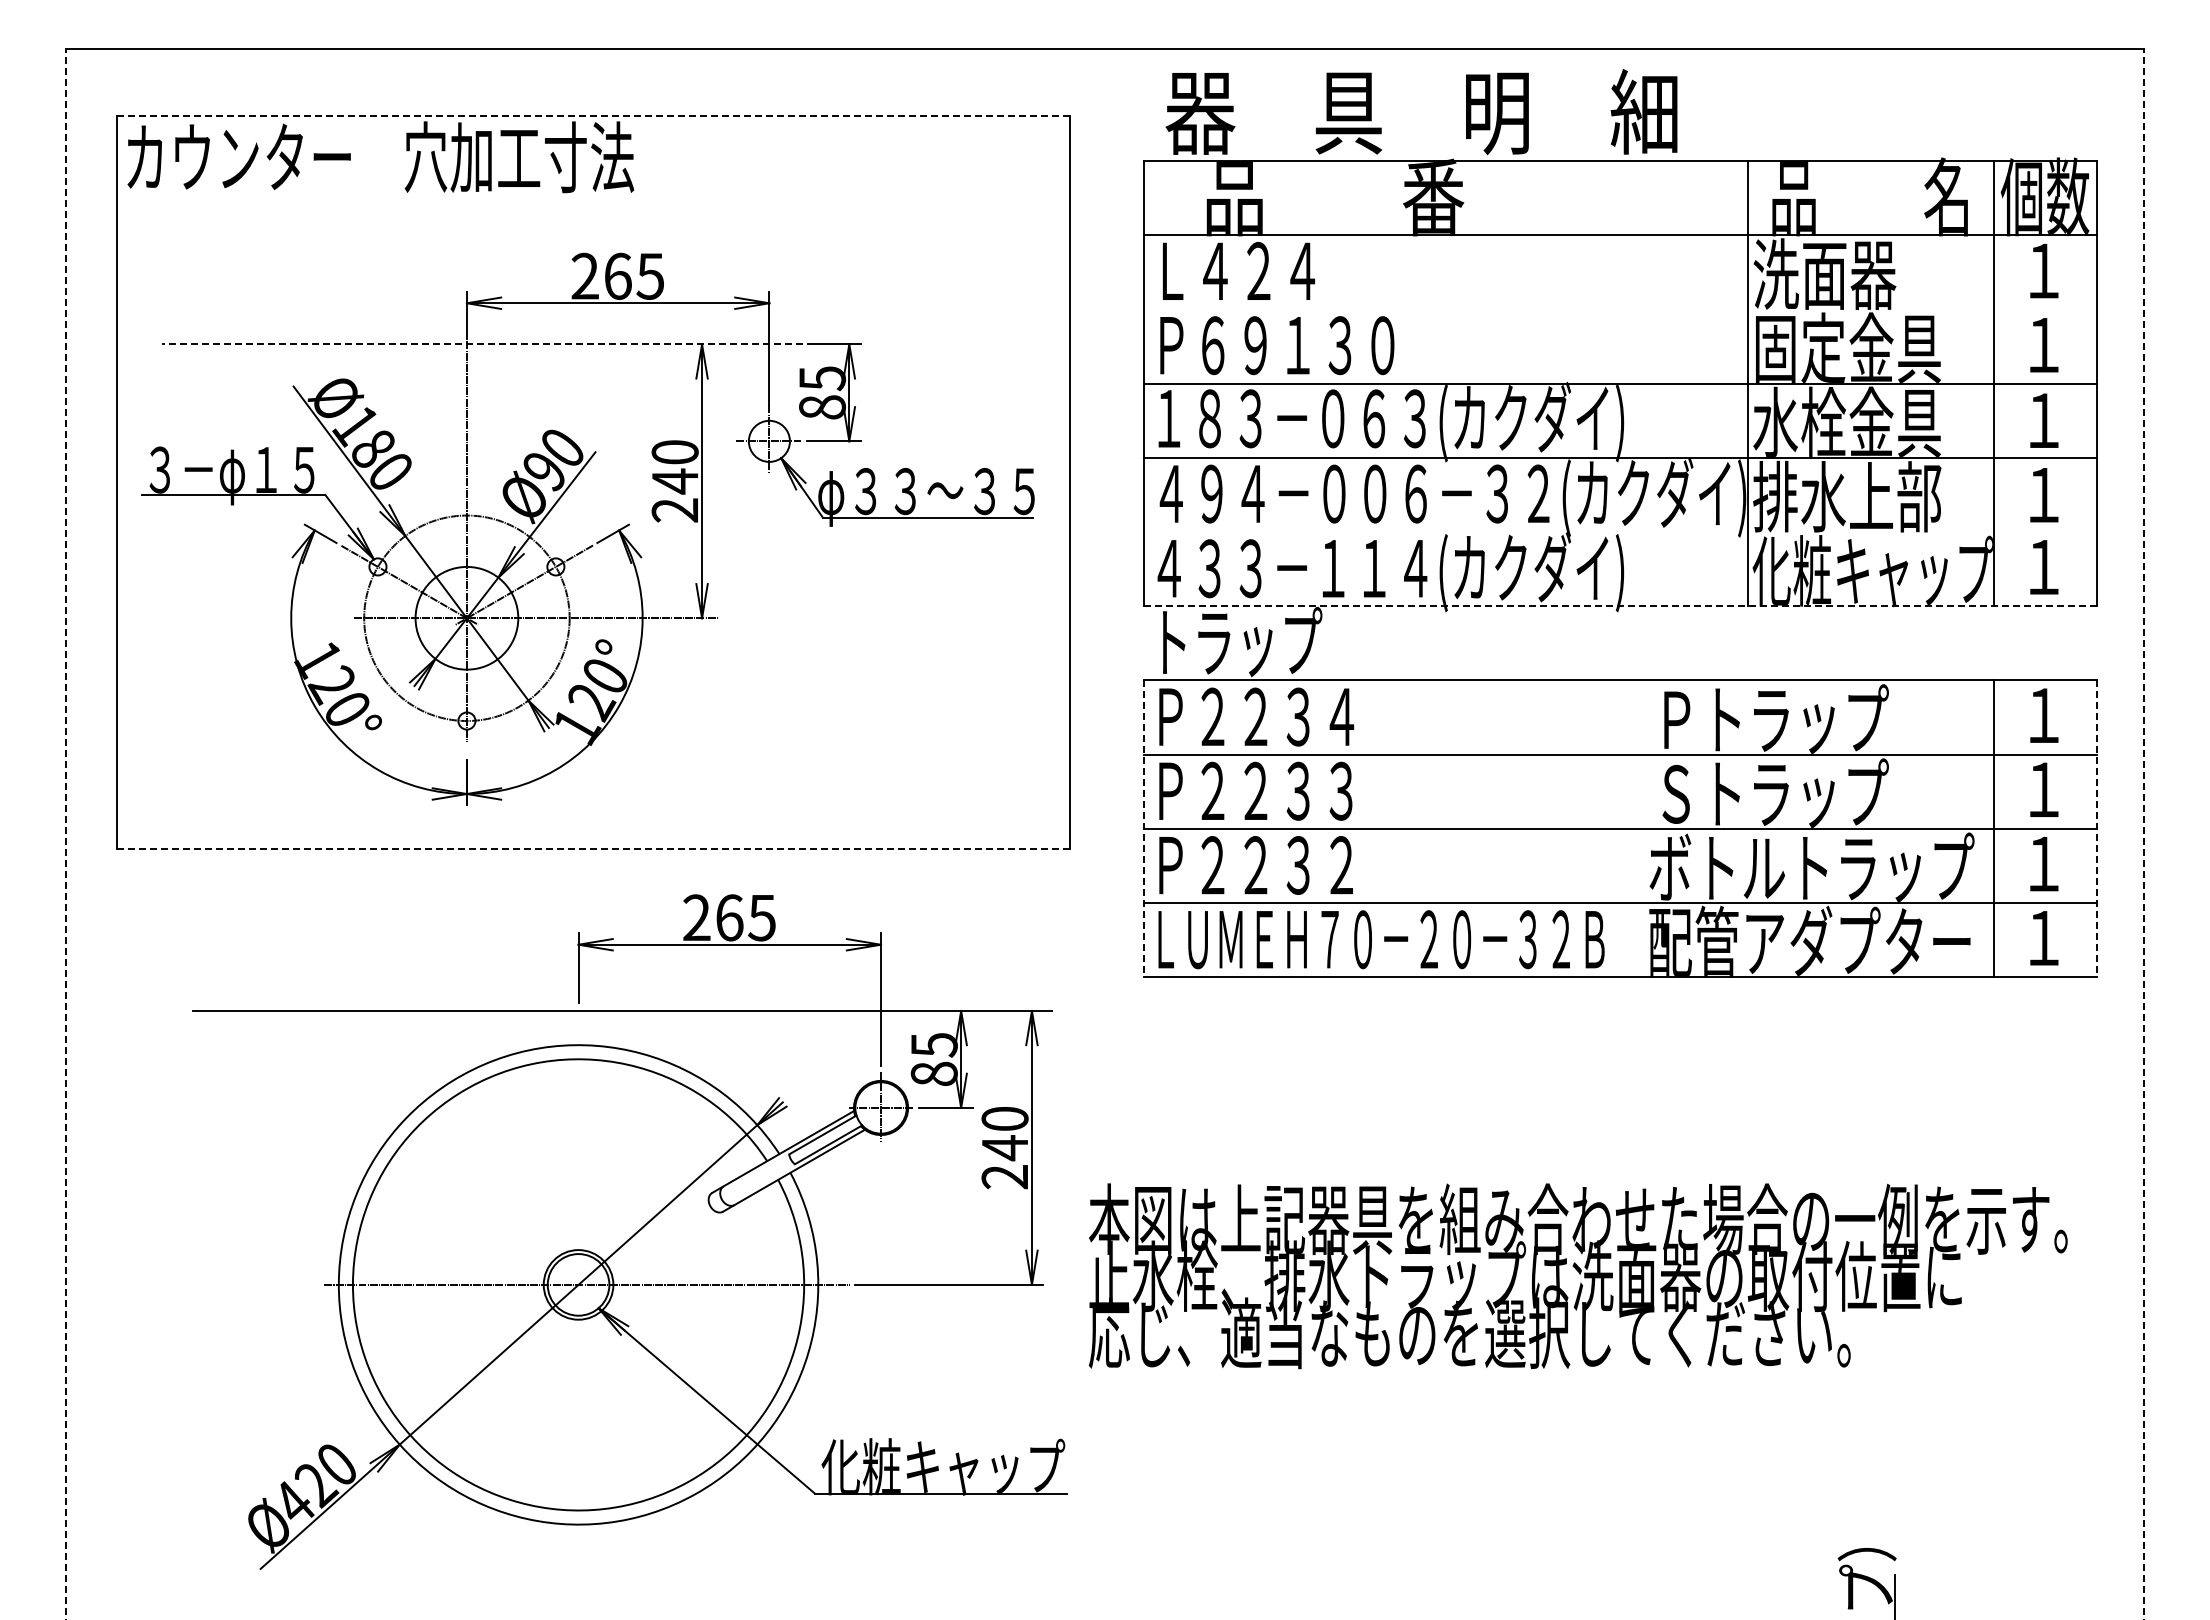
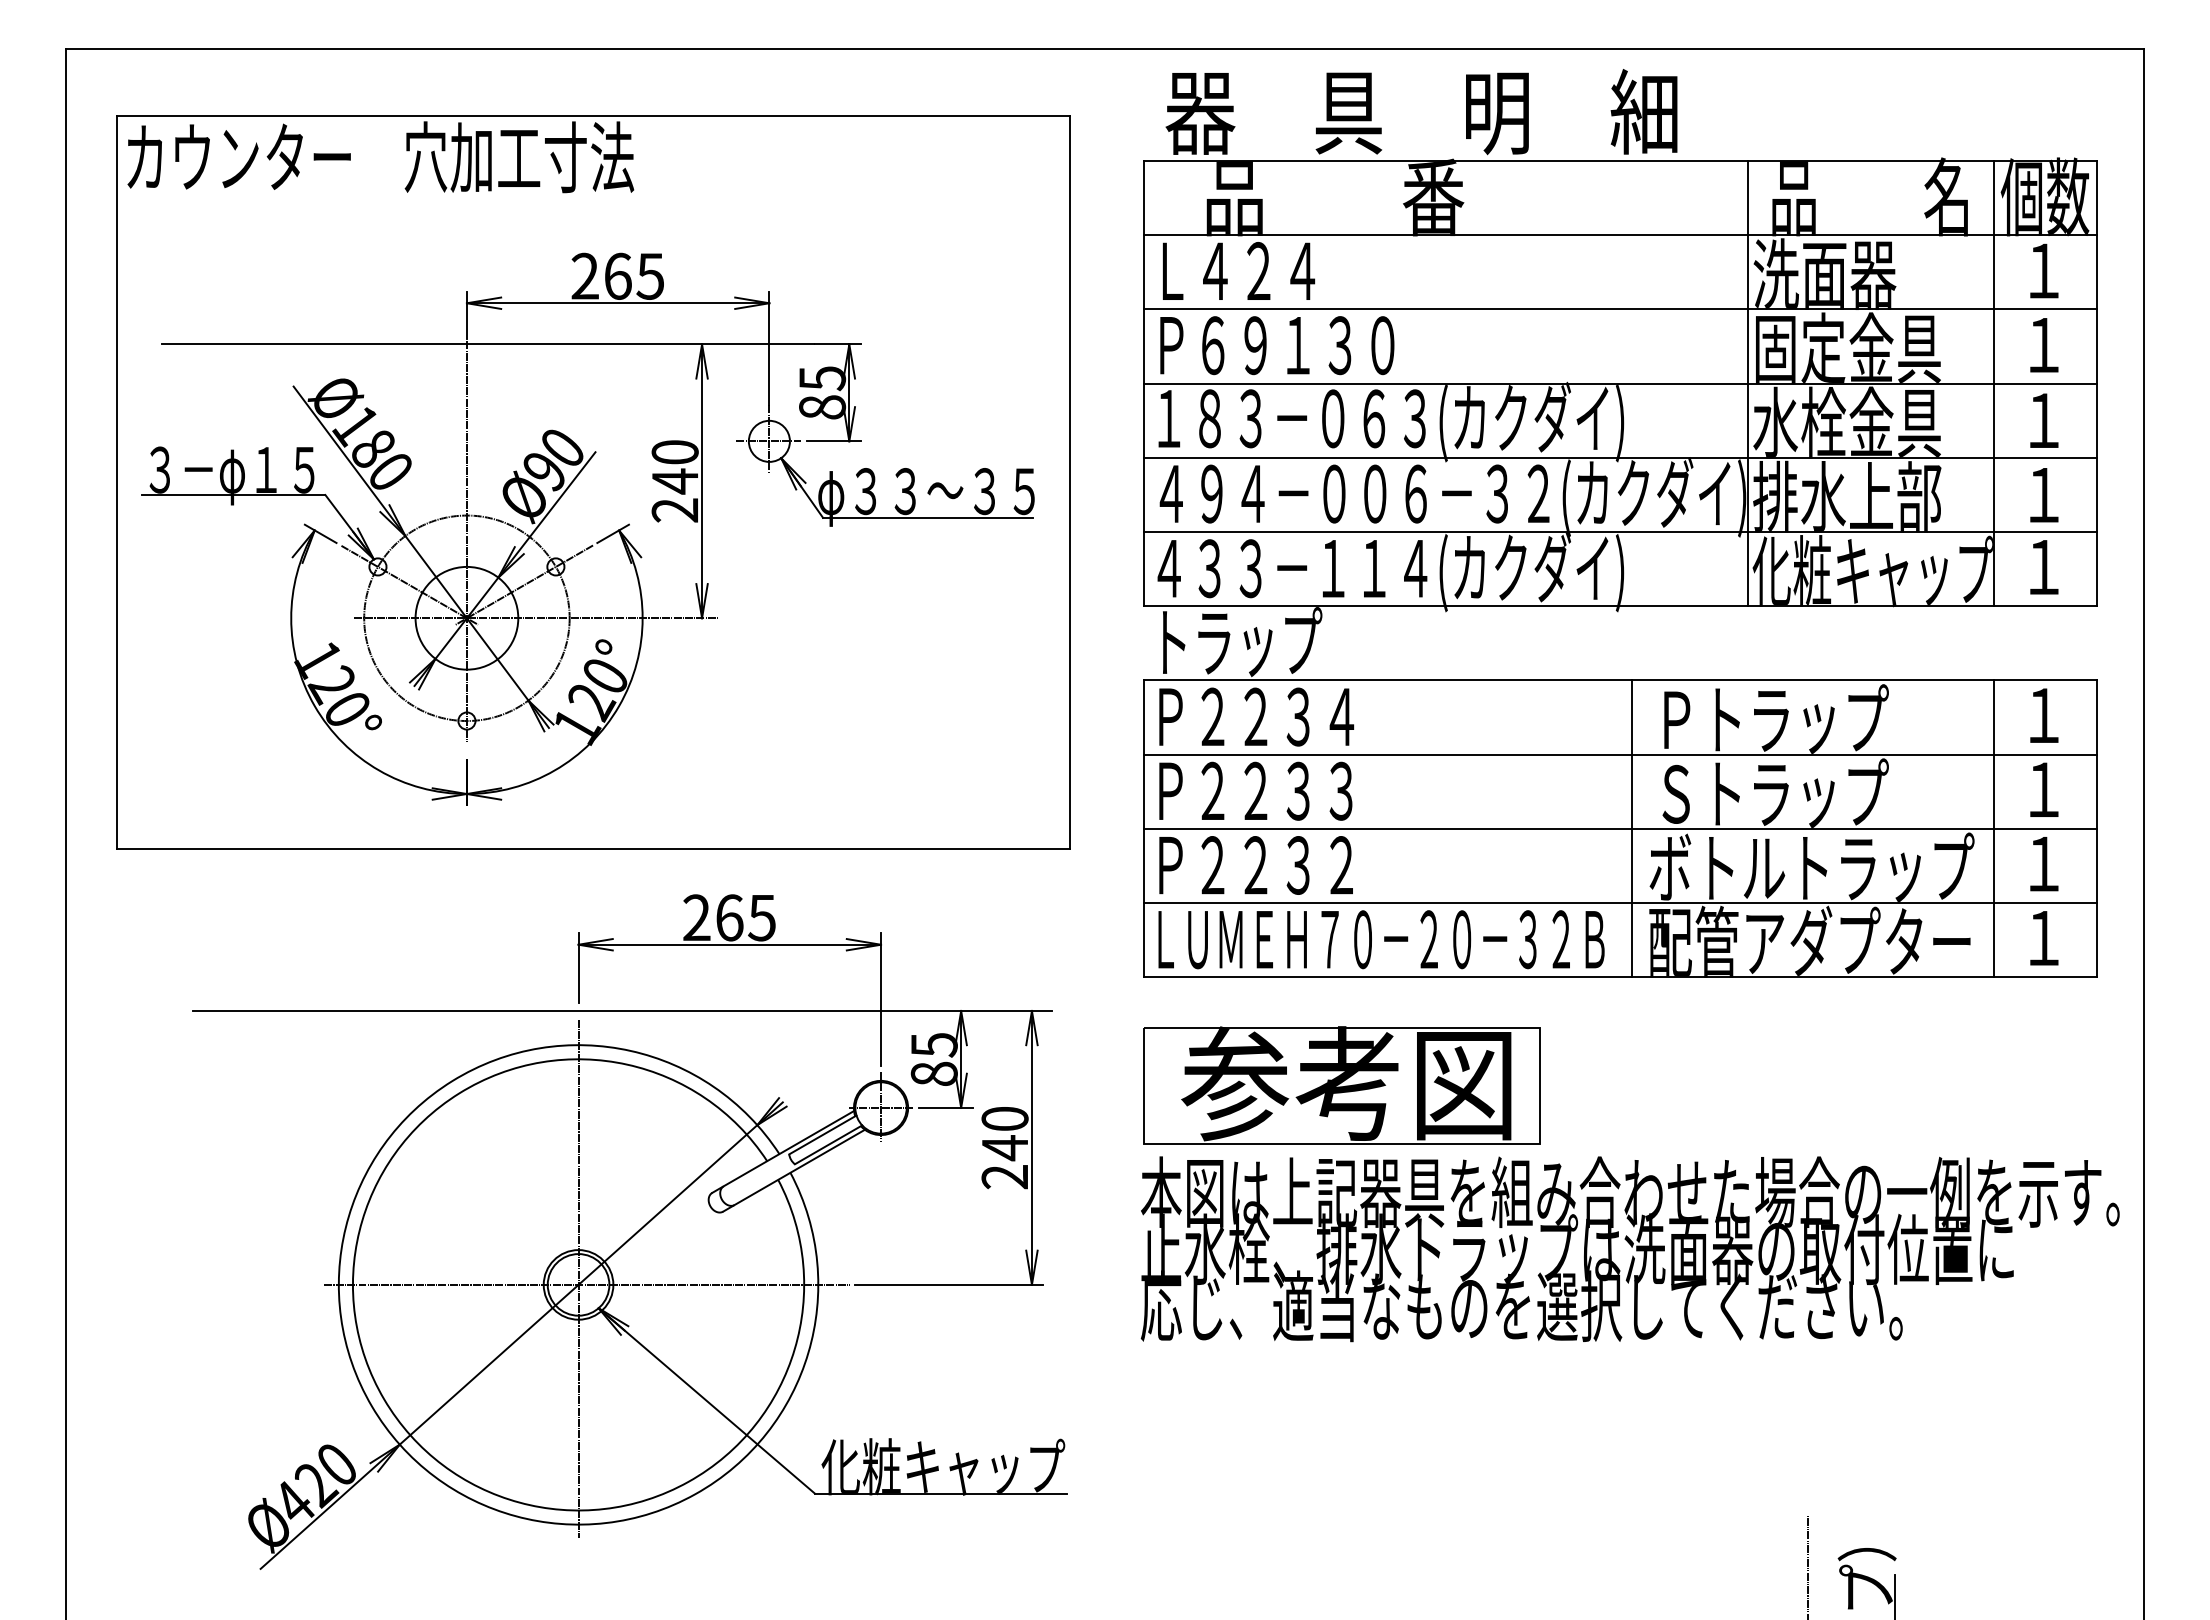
line: dashed -> solid (593, 116)
line: none -> present (1619, 309)
line: dashed -> solid (488, 344)
line: none -> present (1619, 531)
line: dashed -> solid (1620, 606)
line: none -> present (1632, 828)
line: dashed -> solid (1143, 829)
line: dashed -> solid (2096, 829)
line: dashed -> solid (66, 833)
line: dashed -> solid (2143, 833)
line: dashed -> solid (593, 848)
part: none -> present (1341, 1085)
text position: (1577, 1276) -> (1629, 1249) (1629, 1249)
line: none -> present (578, 1278)
line: none -> present (1808, 1566)
